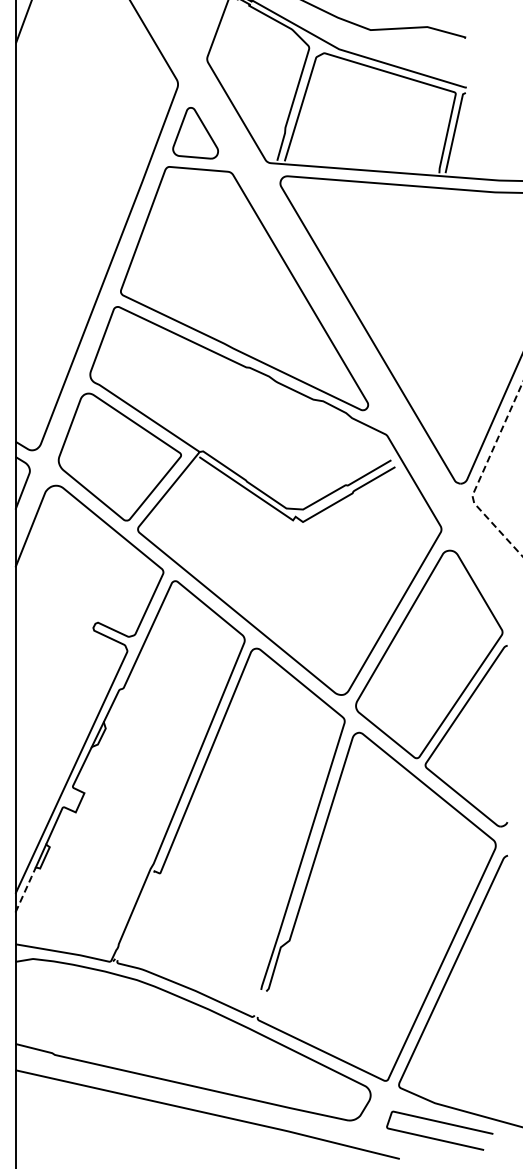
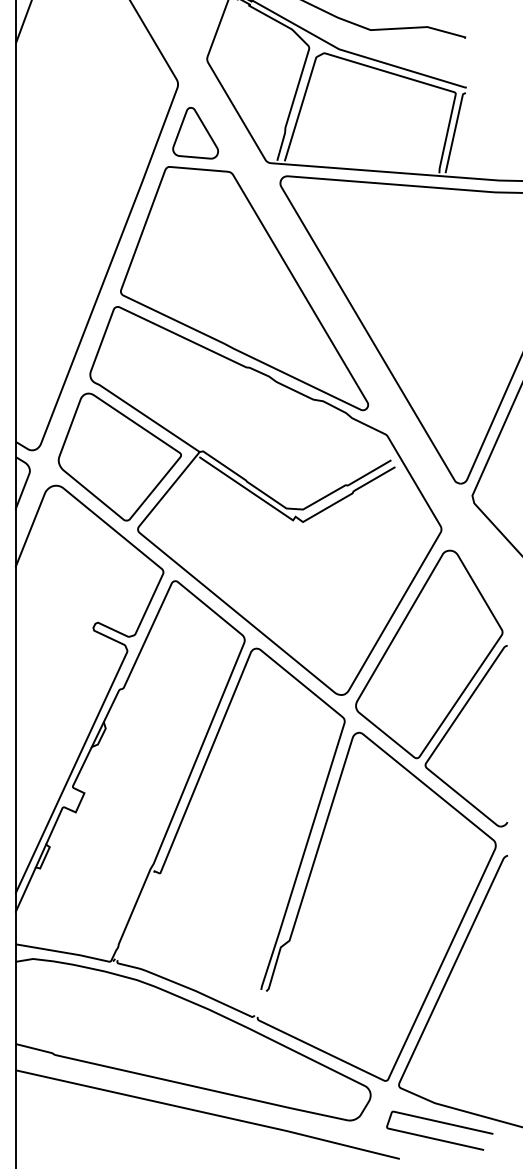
line: dashed -> solid (480, 476)
line: dashed -> solid (26, 888)
